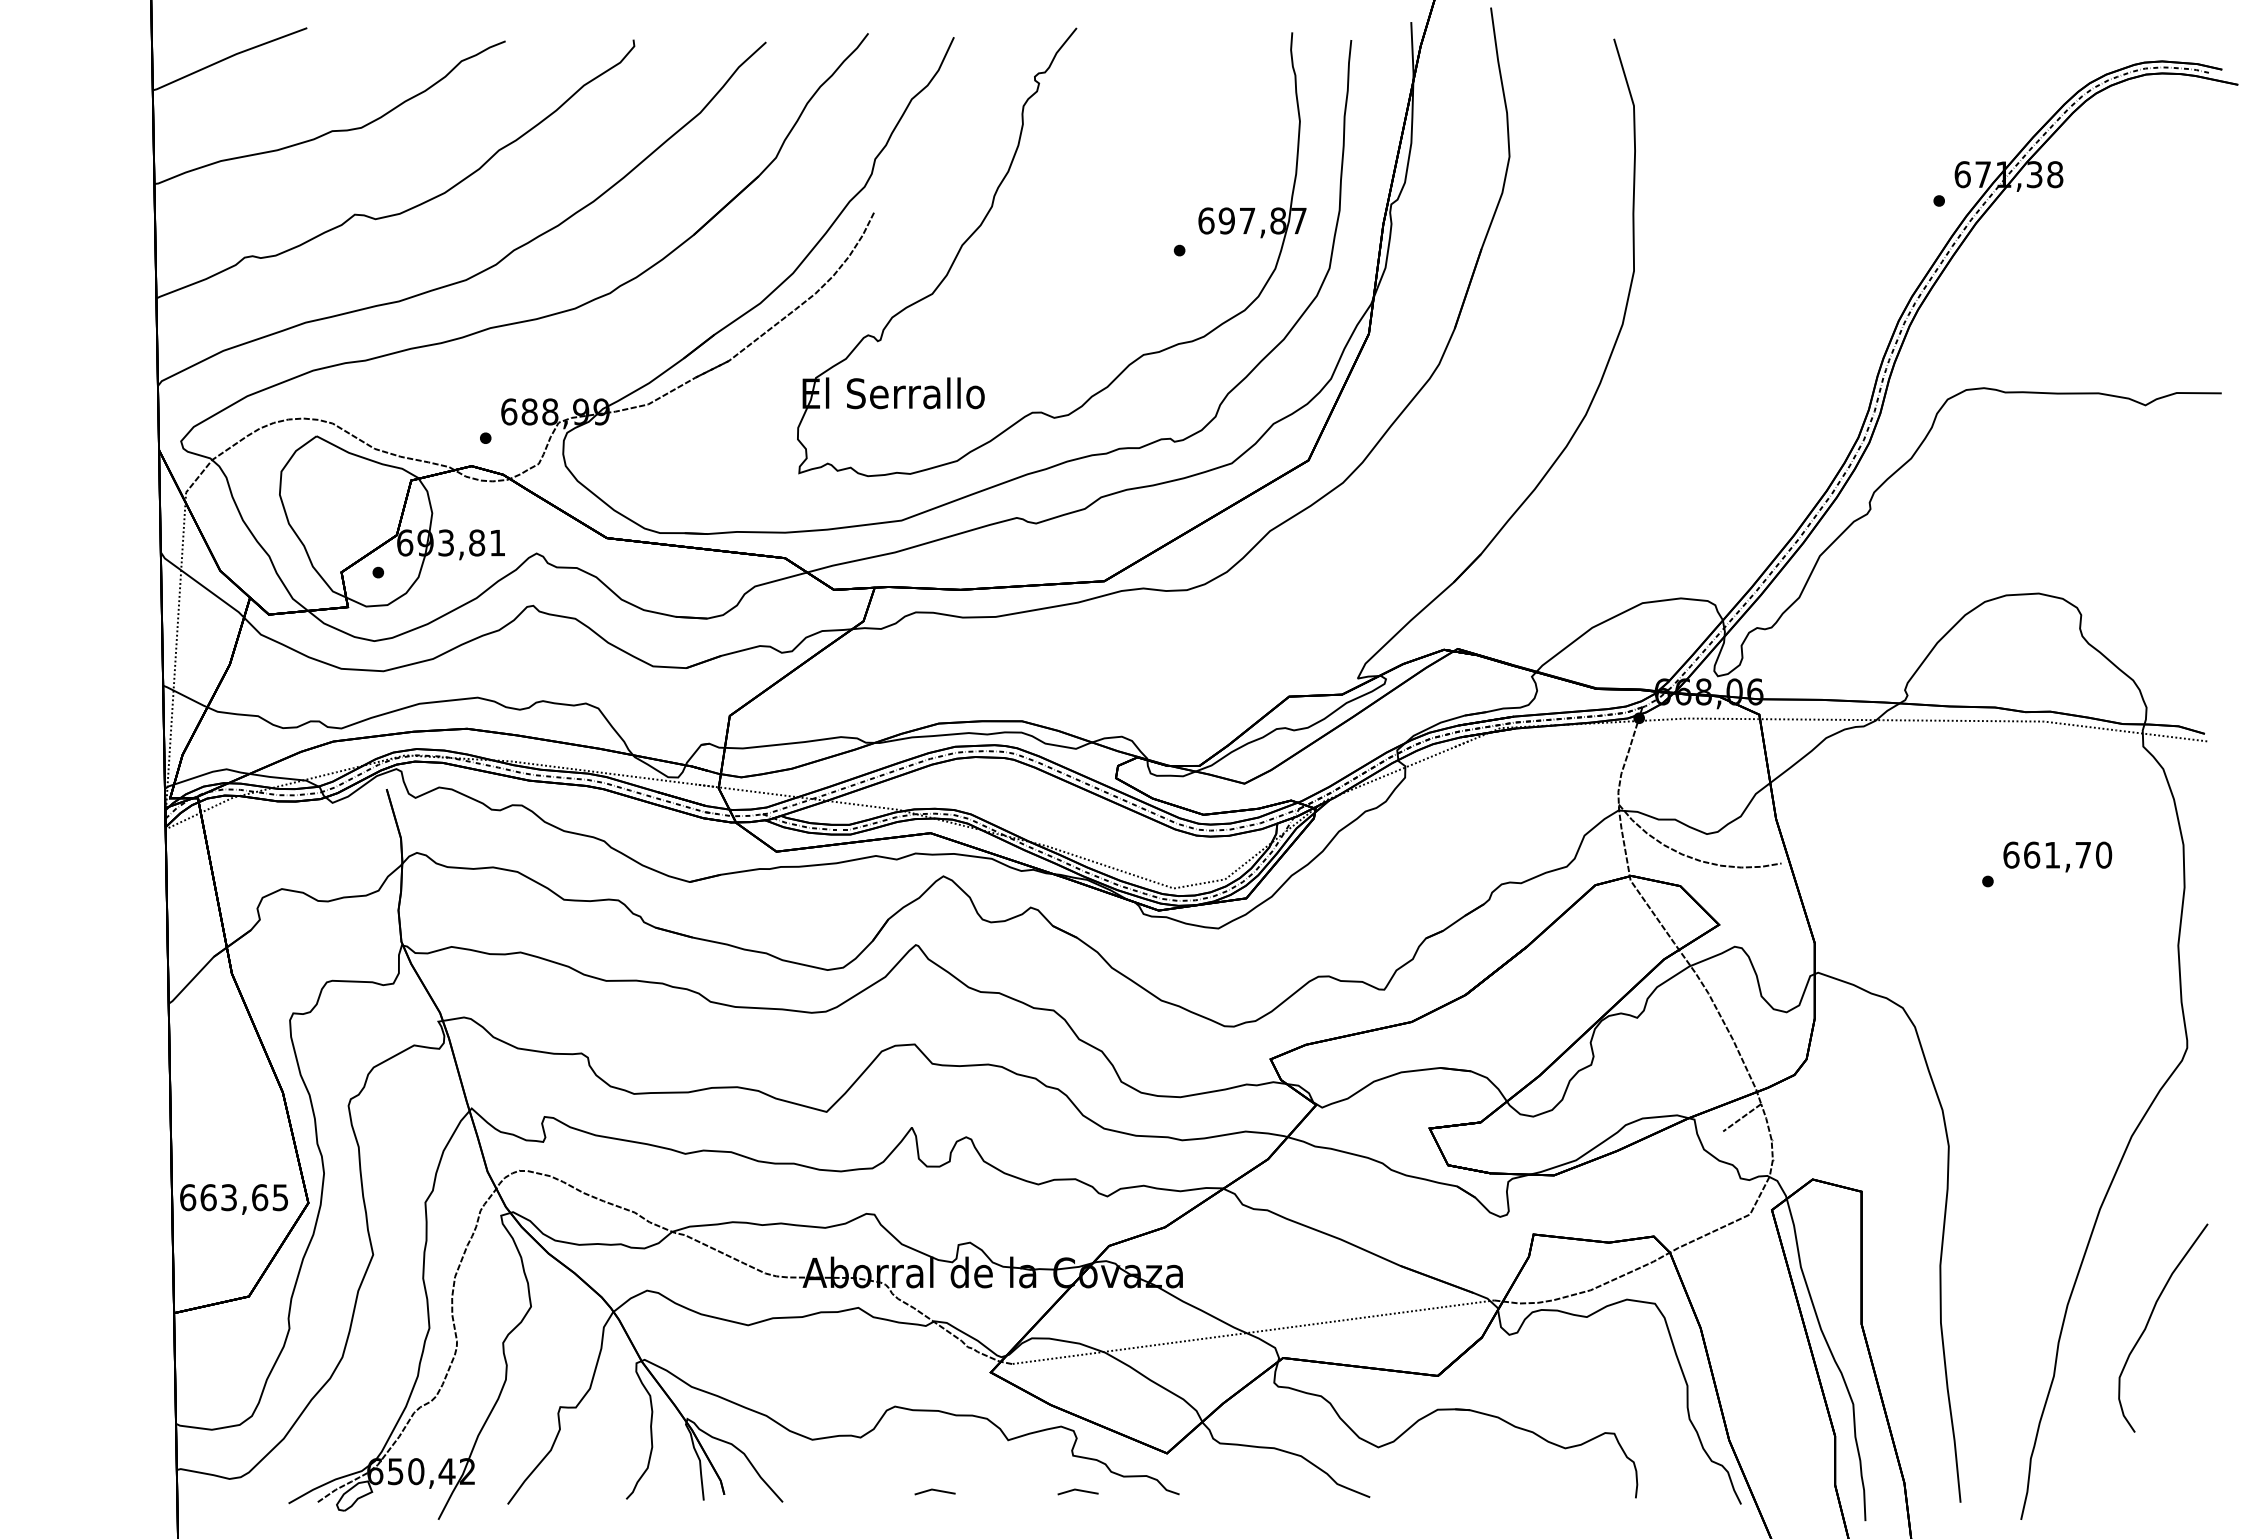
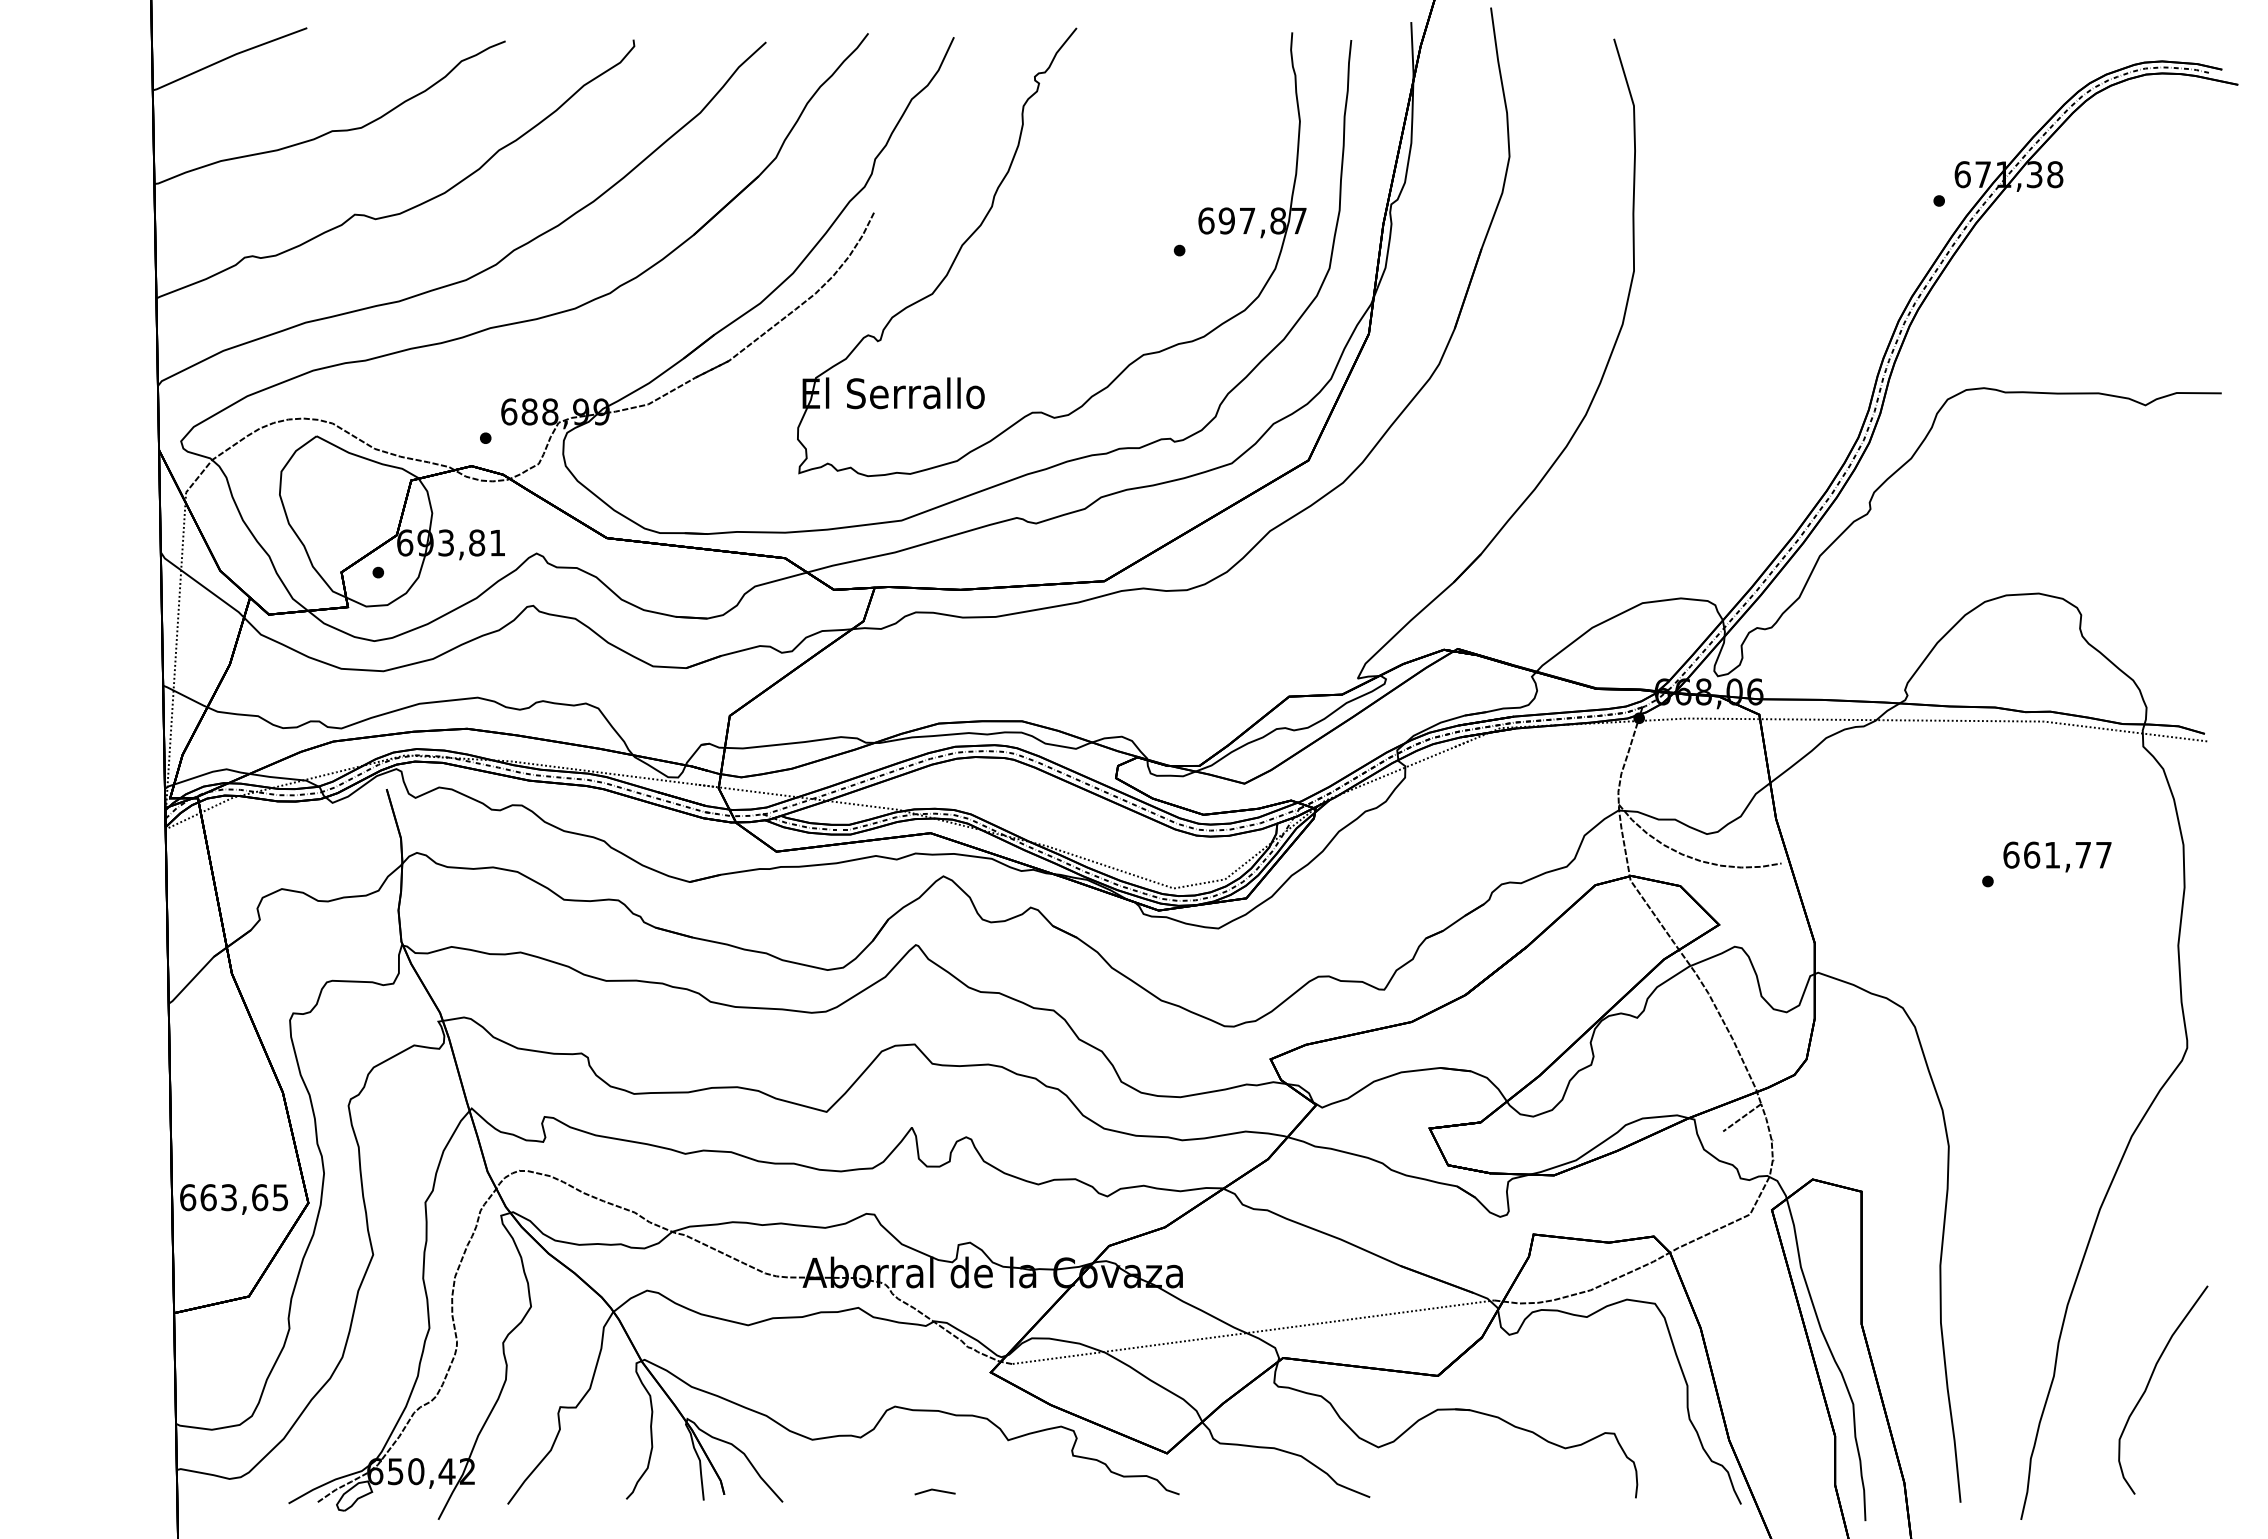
text: 661,70 -> 661,77 (2103, 854)
curve position: (2149, 1321) -> (2149, 1383) (2149, 1383)
line: present -> none (1077, 1490)
